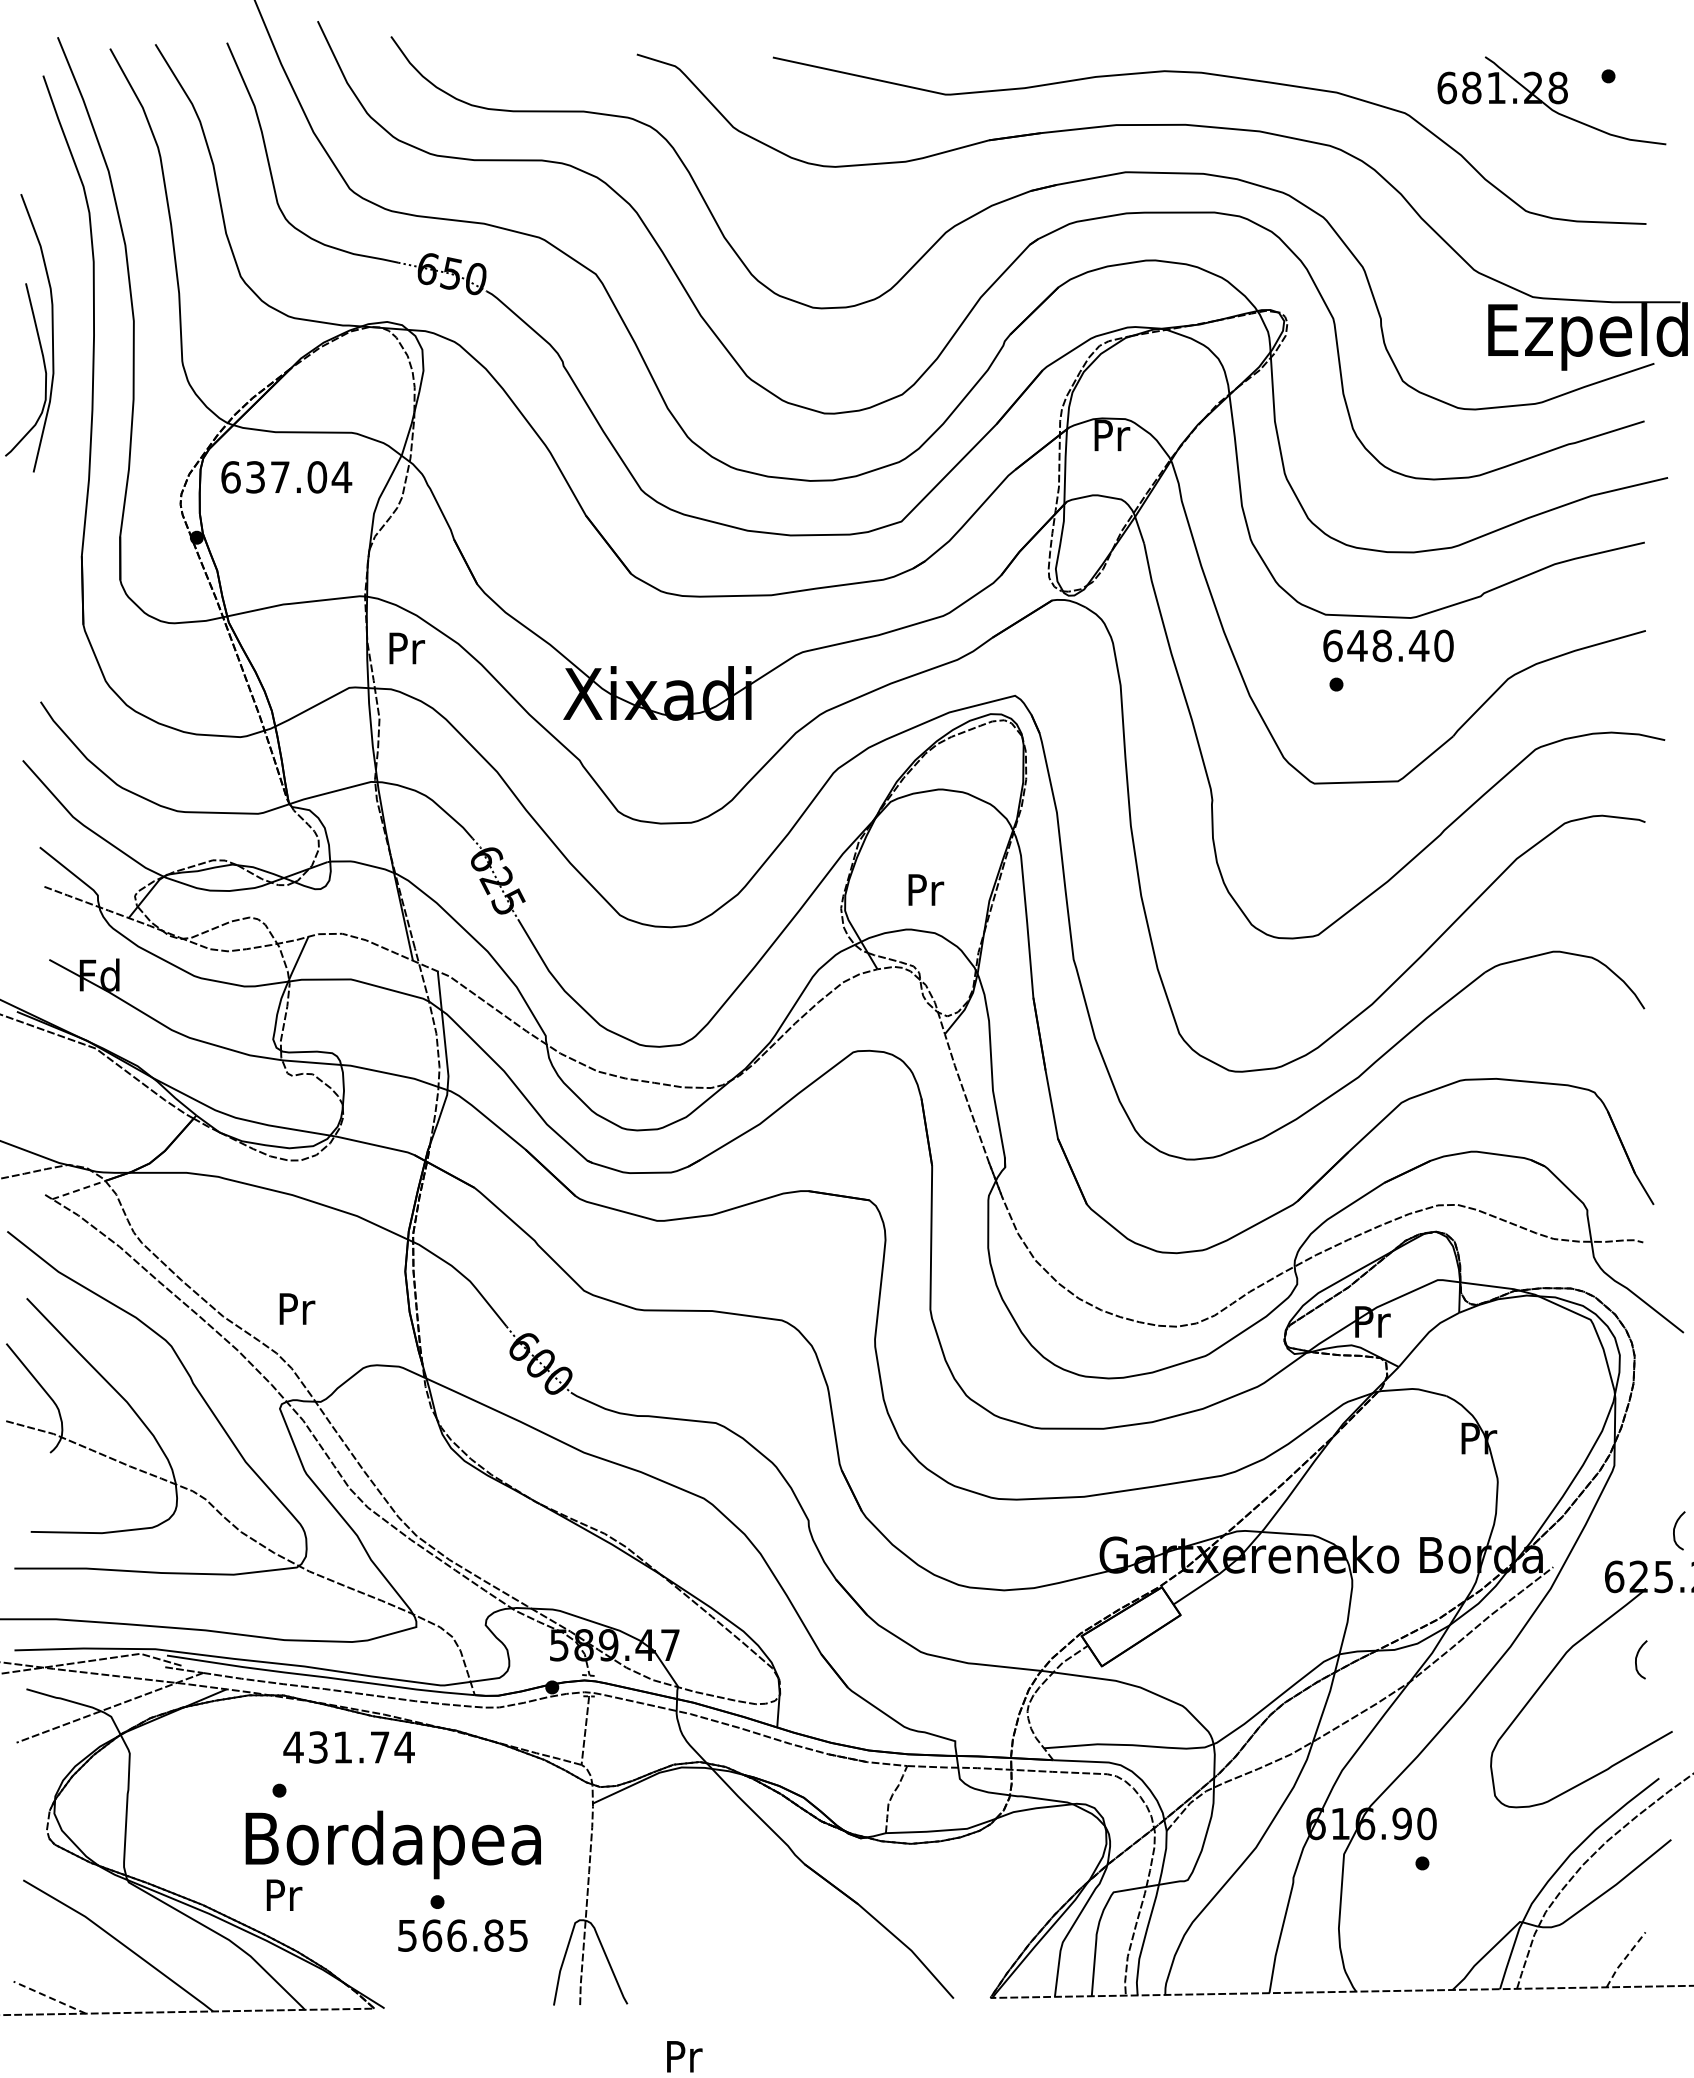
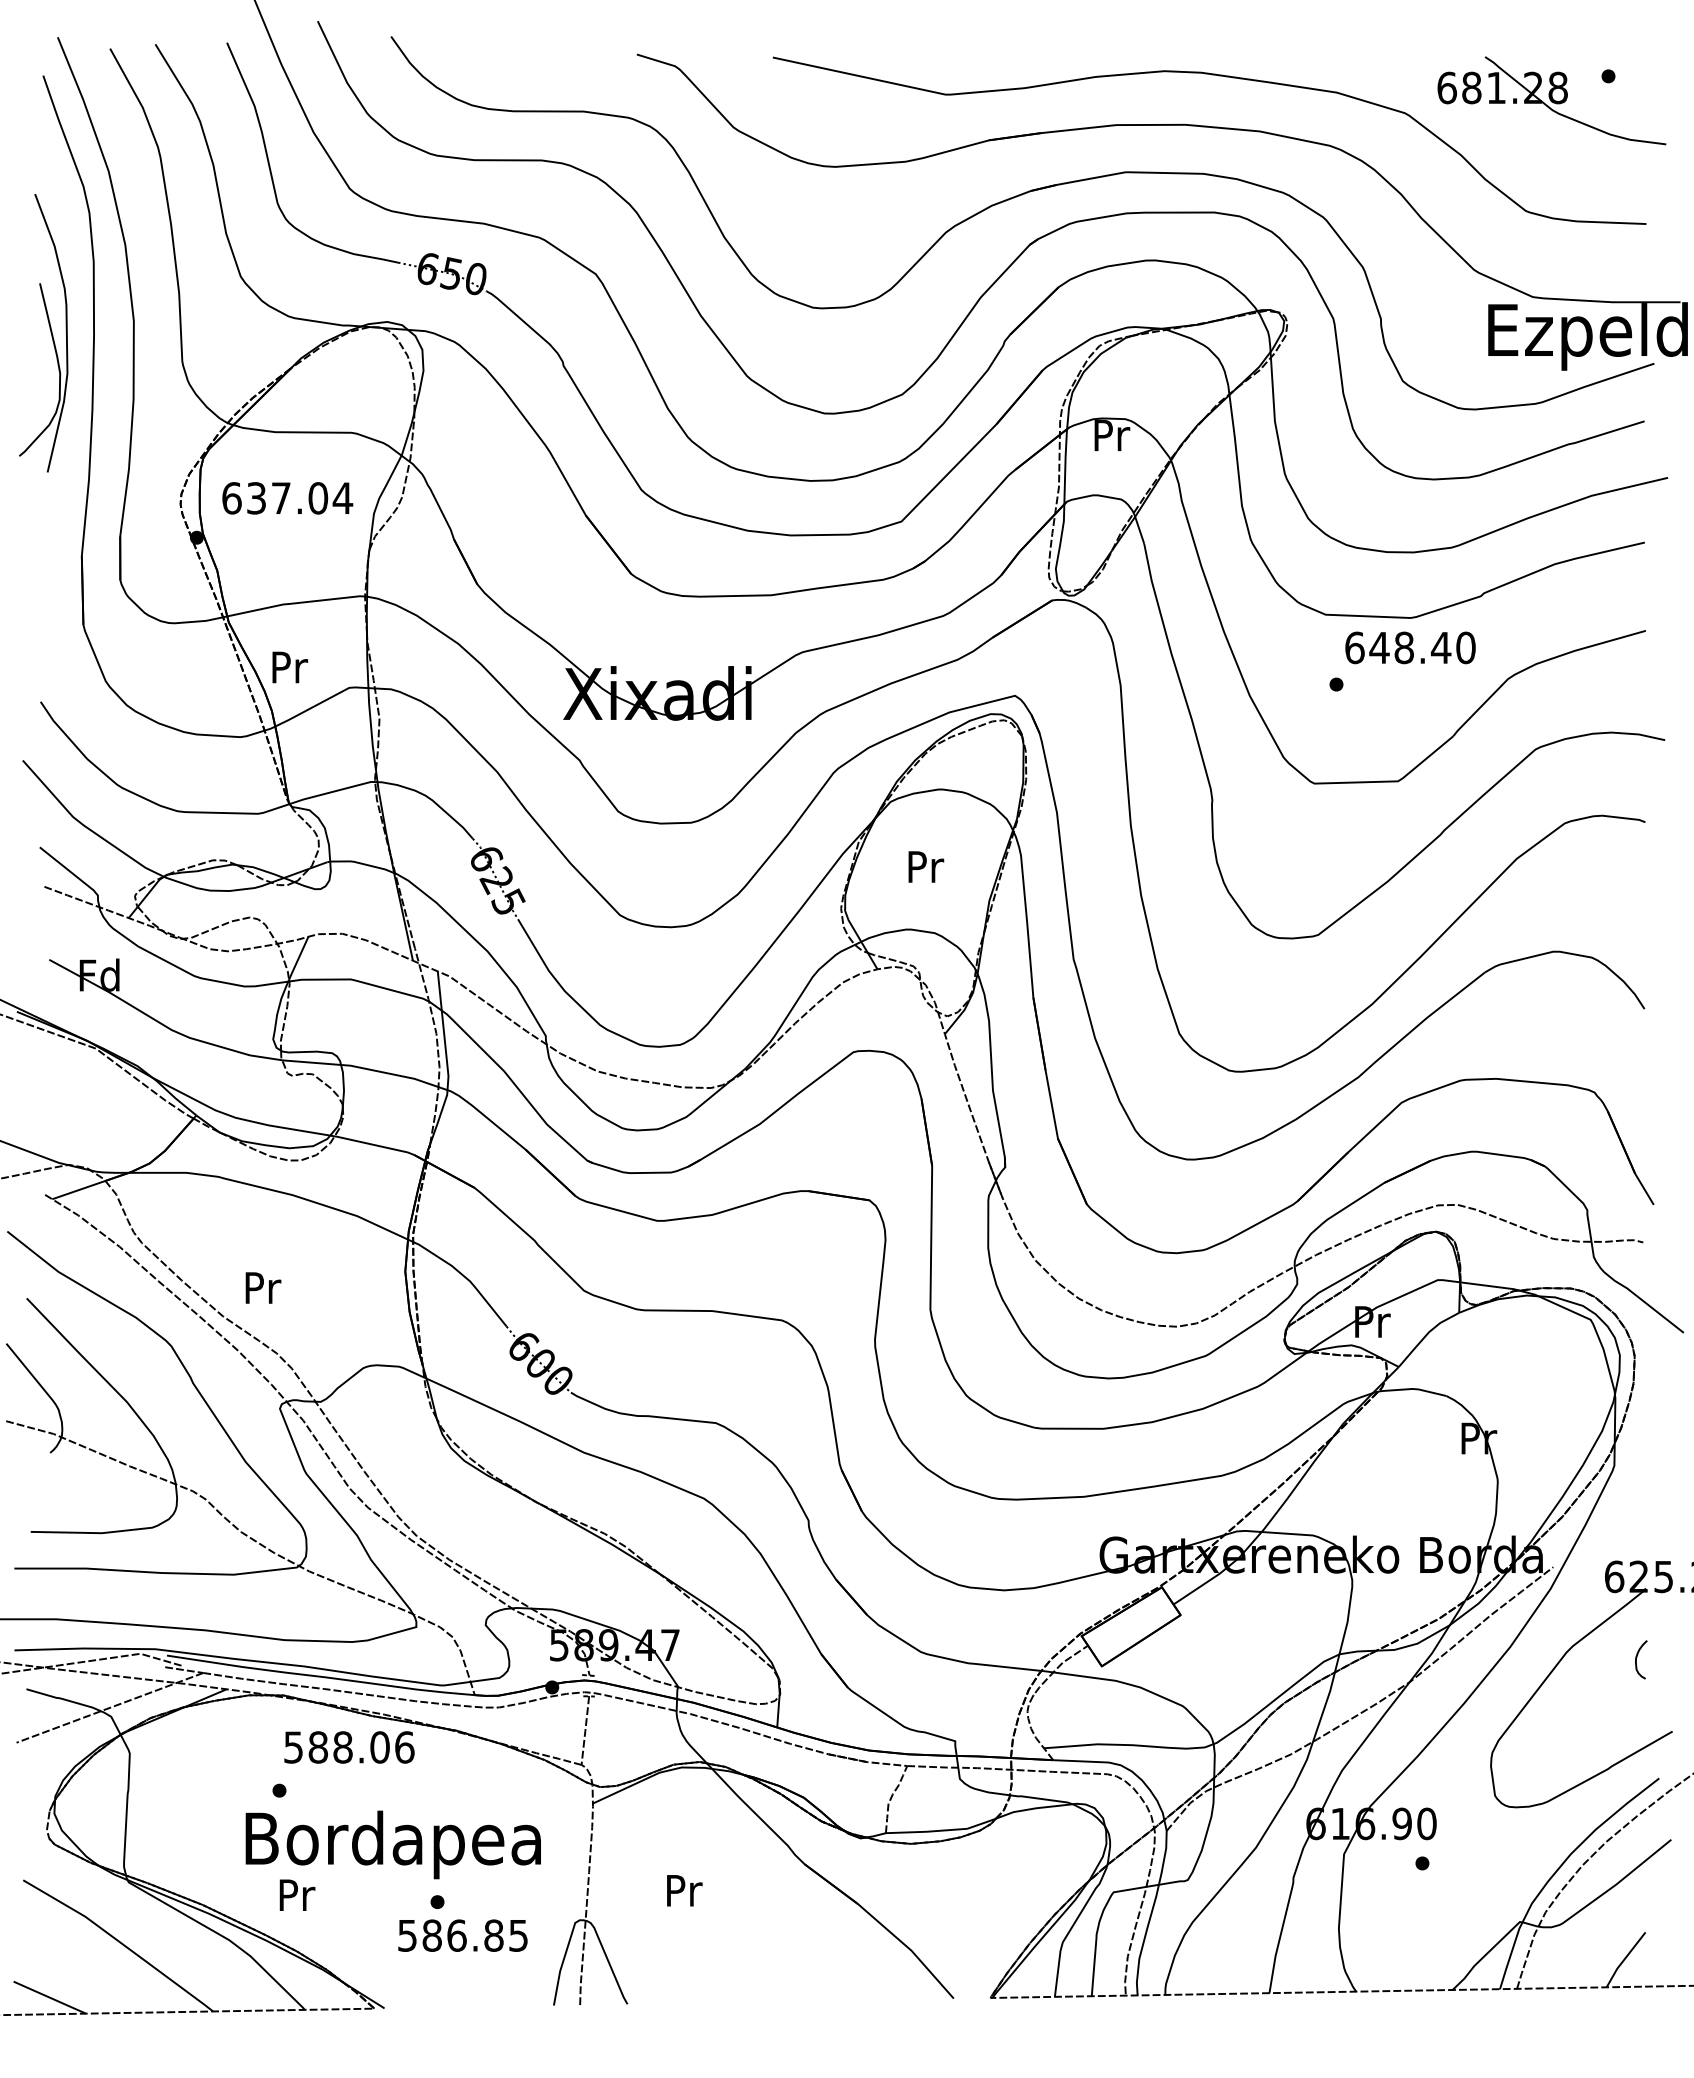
part position: (36, 333) -> (50, 333) (50, 333)
text position: (286, 477) -> (287, 498) (287, 498)
text position: (1388, 645) -> (1410, 647) (1410, 647)
text position: (406, 648) -> (289, 667) (289, 667)
text position: (926, 889) -> (926, 866) (926, 866)
line: dashed -> solid (79, 1189)
text position: (297, 1308) -> (263, 1287) (263, 1287)
curve: present -> none (1675, 1528)
text: 431.74 -> 588.06 (348, 1747)
text position: (284, 1894) -> (297, 1894) (297, 1894)
text: 566.85 -> 586.85 (432, 1935)
line: dashed -> solid (1624, 1959)
line: dashed -> solid (49, 1997)
text position: (684, 2056) -> (684, 1890) (684, 1890)
